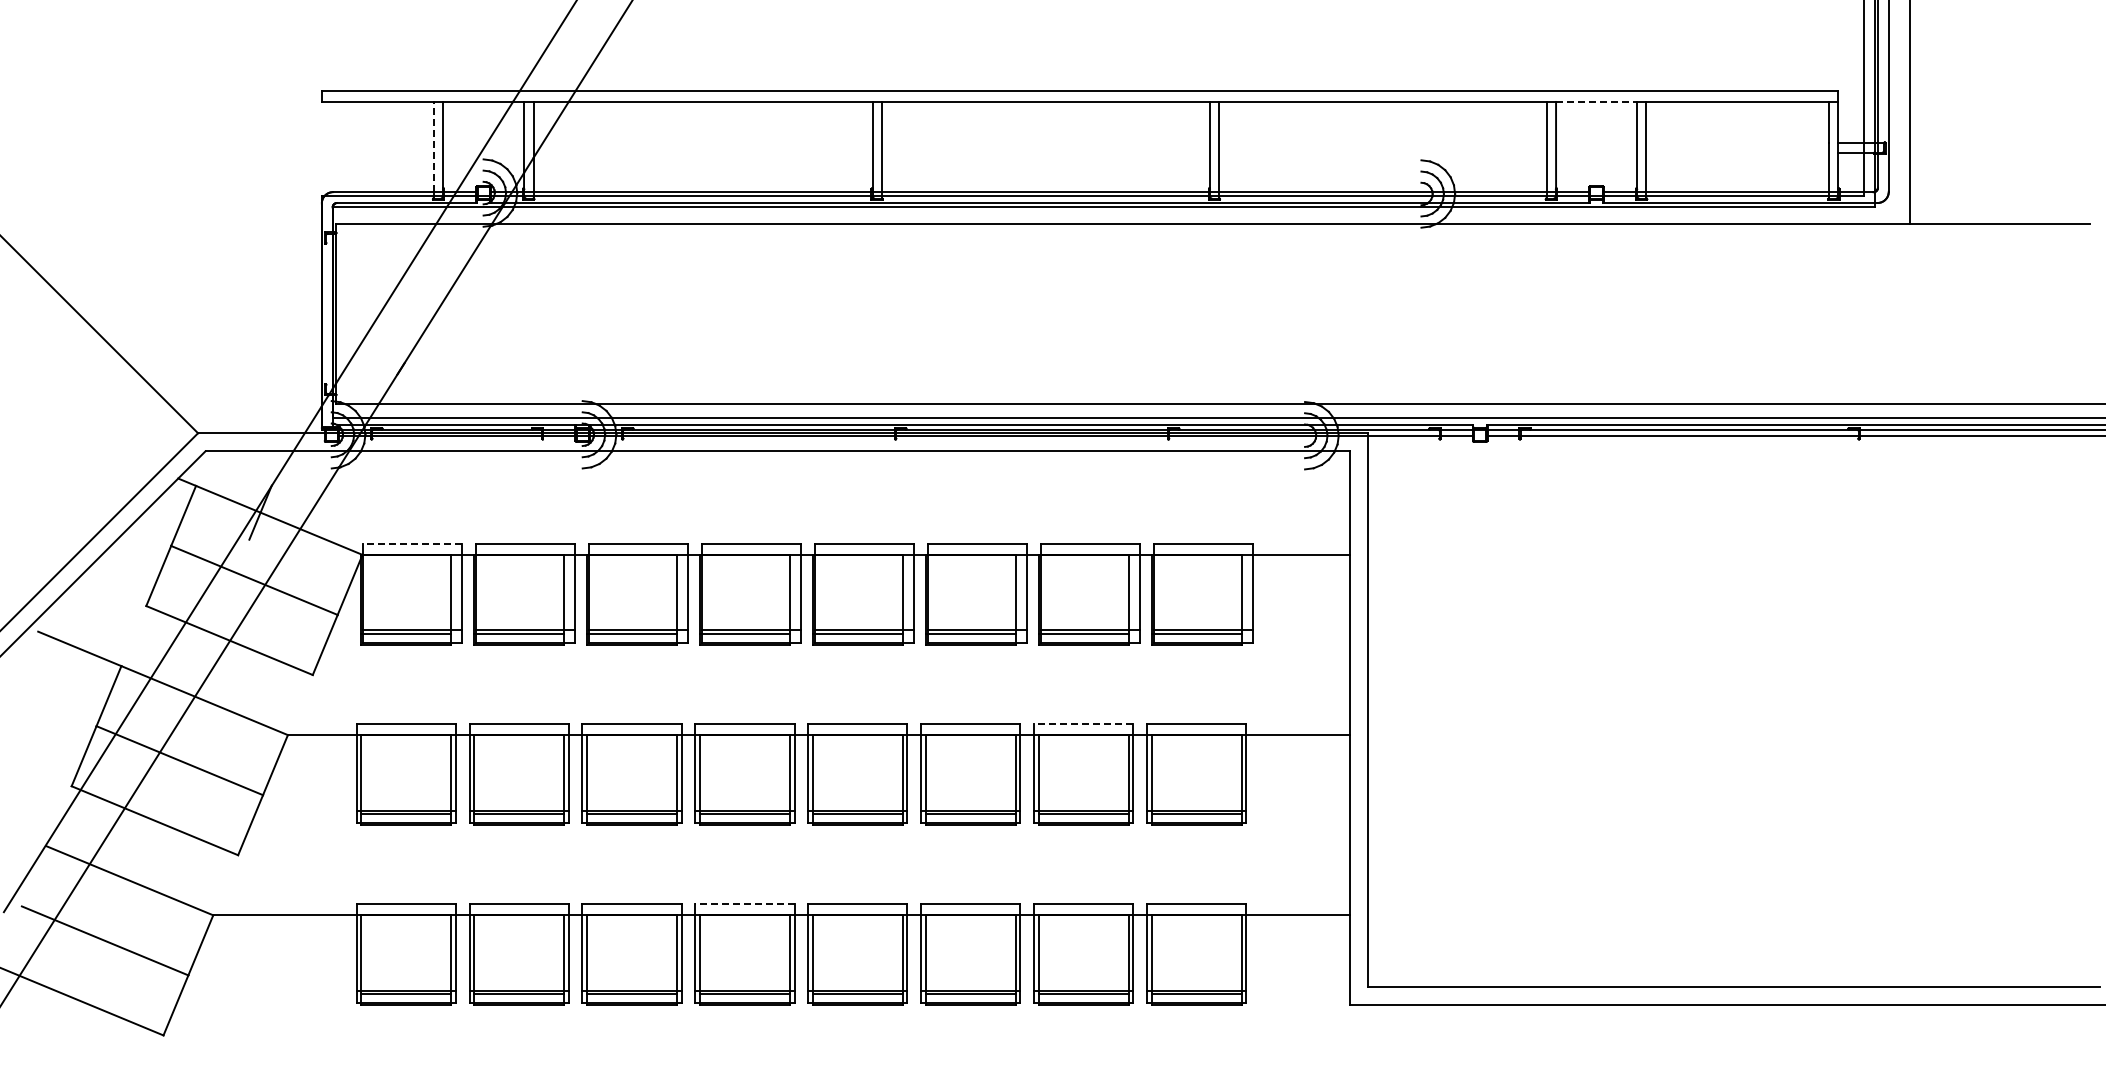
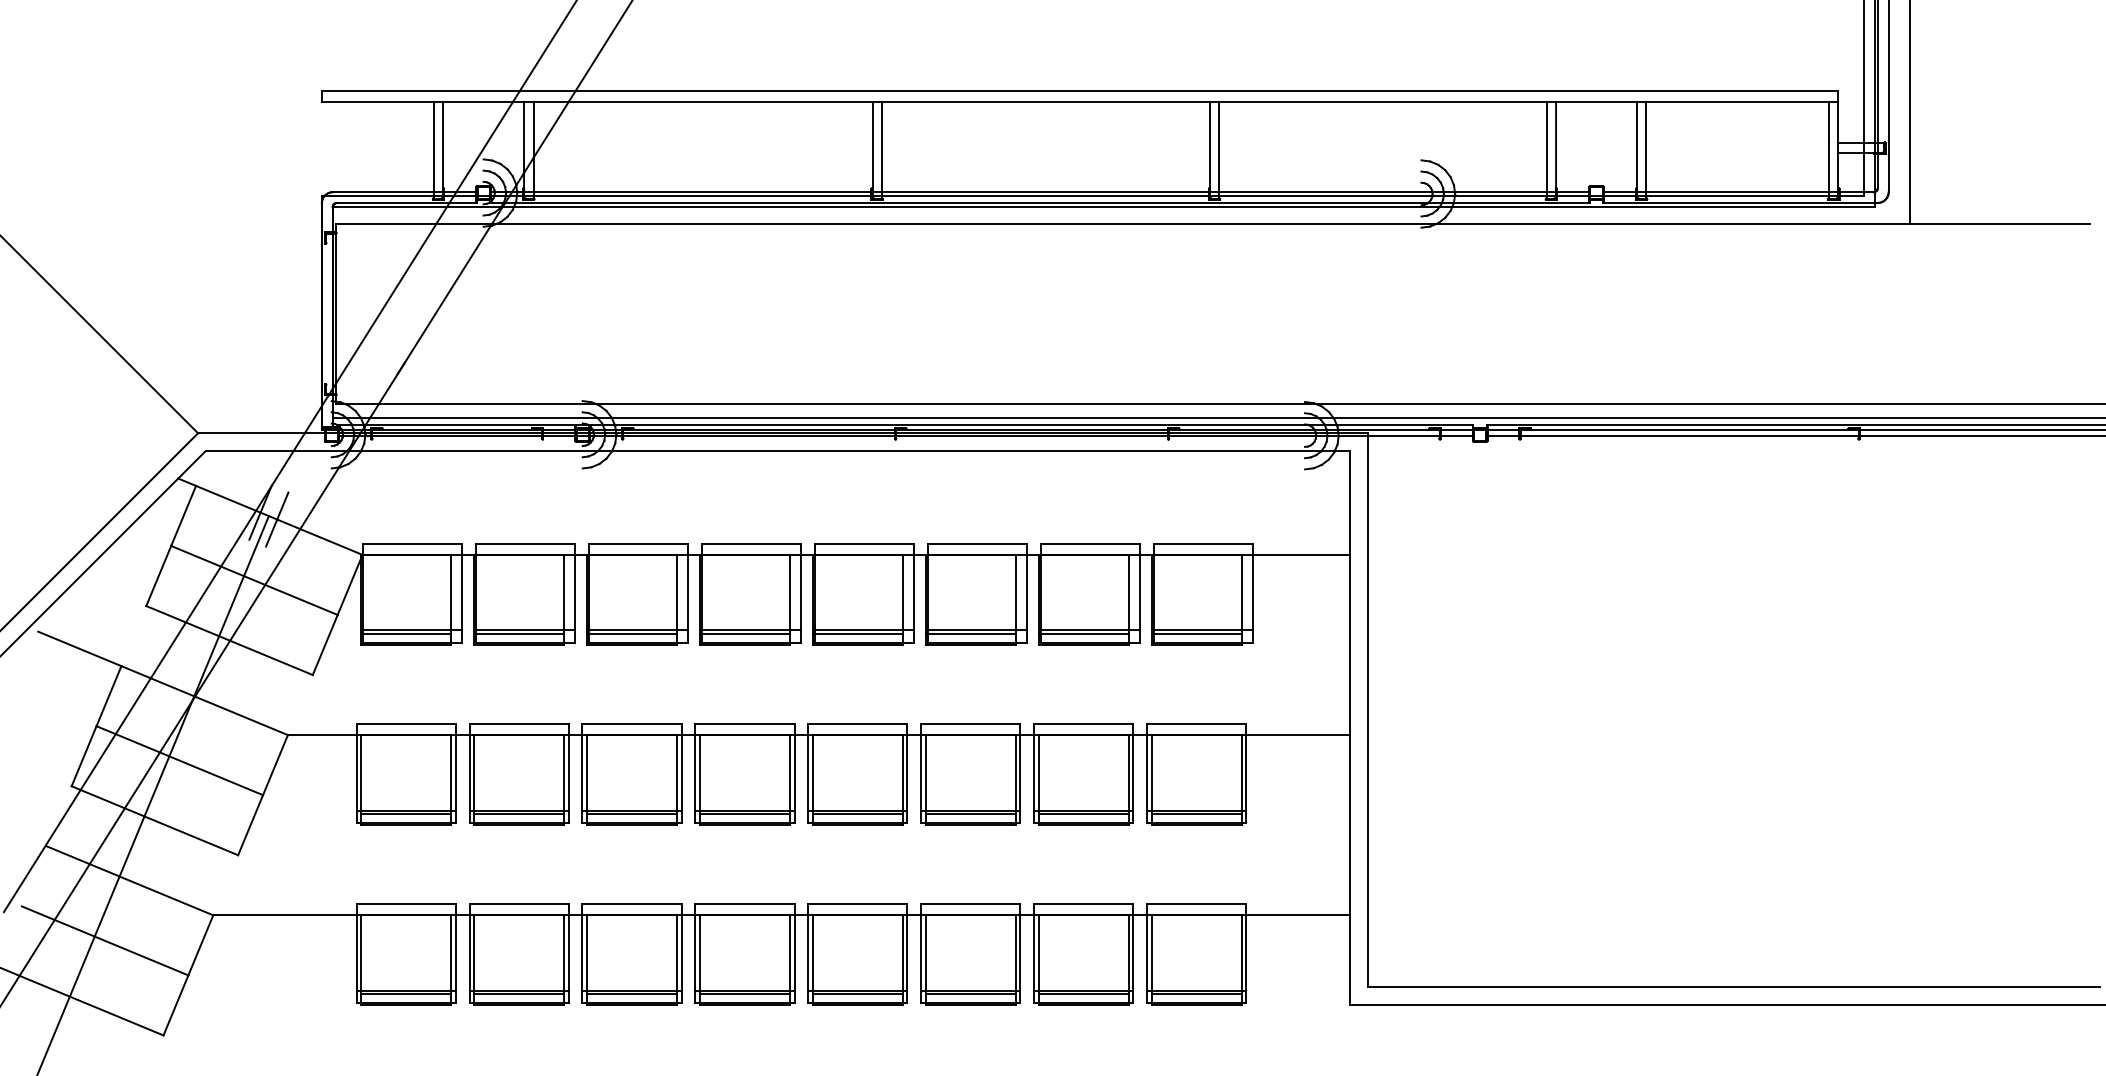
line: dashed -> solid (1597, 101)
line: dashed -> solid (433, 146)
line: none -> present (277, 519)
line: dashed -> solid (412, 543)
line: dashed -> solid (1083, 723)
line: none -> present (153, 794)
line: dashed -> solid (744, 904)
